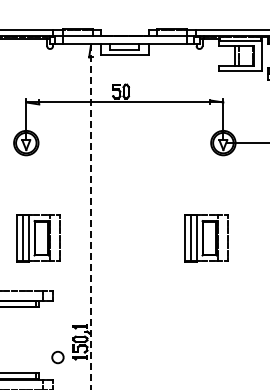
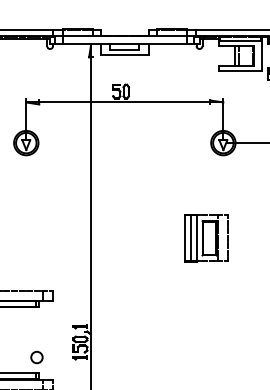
line: dashed -> solid (91, 217)
part: present -> none (38, 238)
circle position: (57, 357) -> (36, 357) (36, 357)
